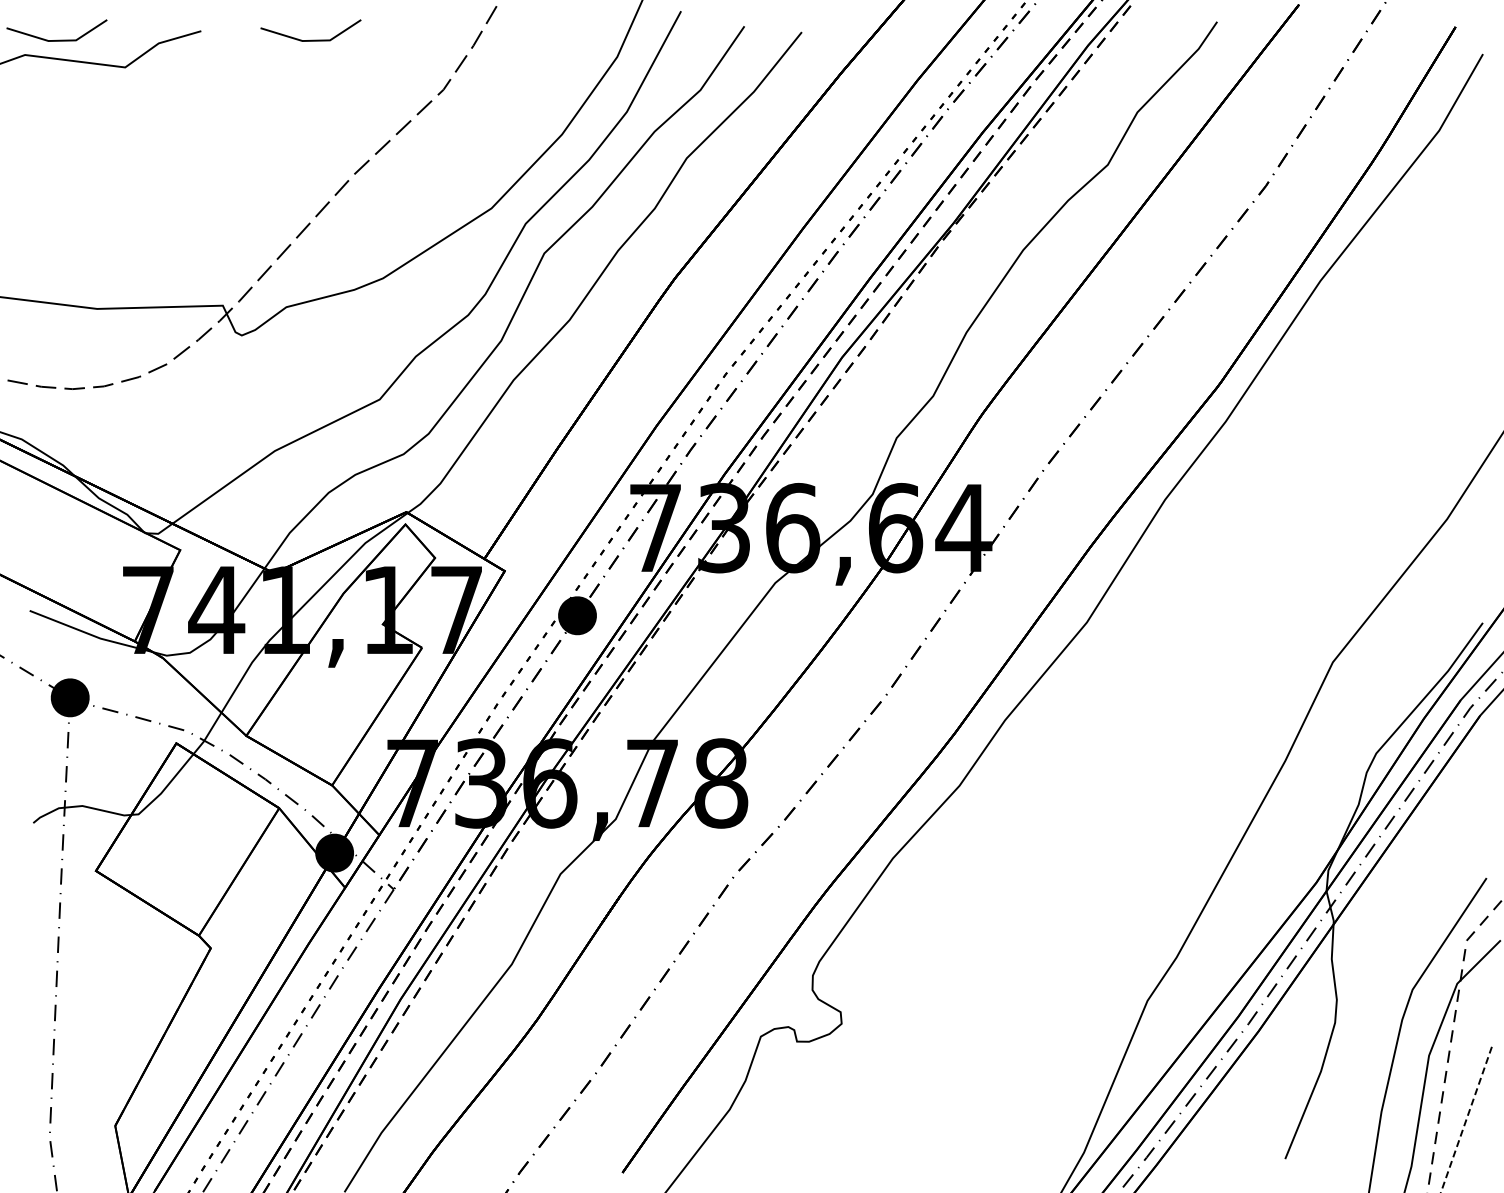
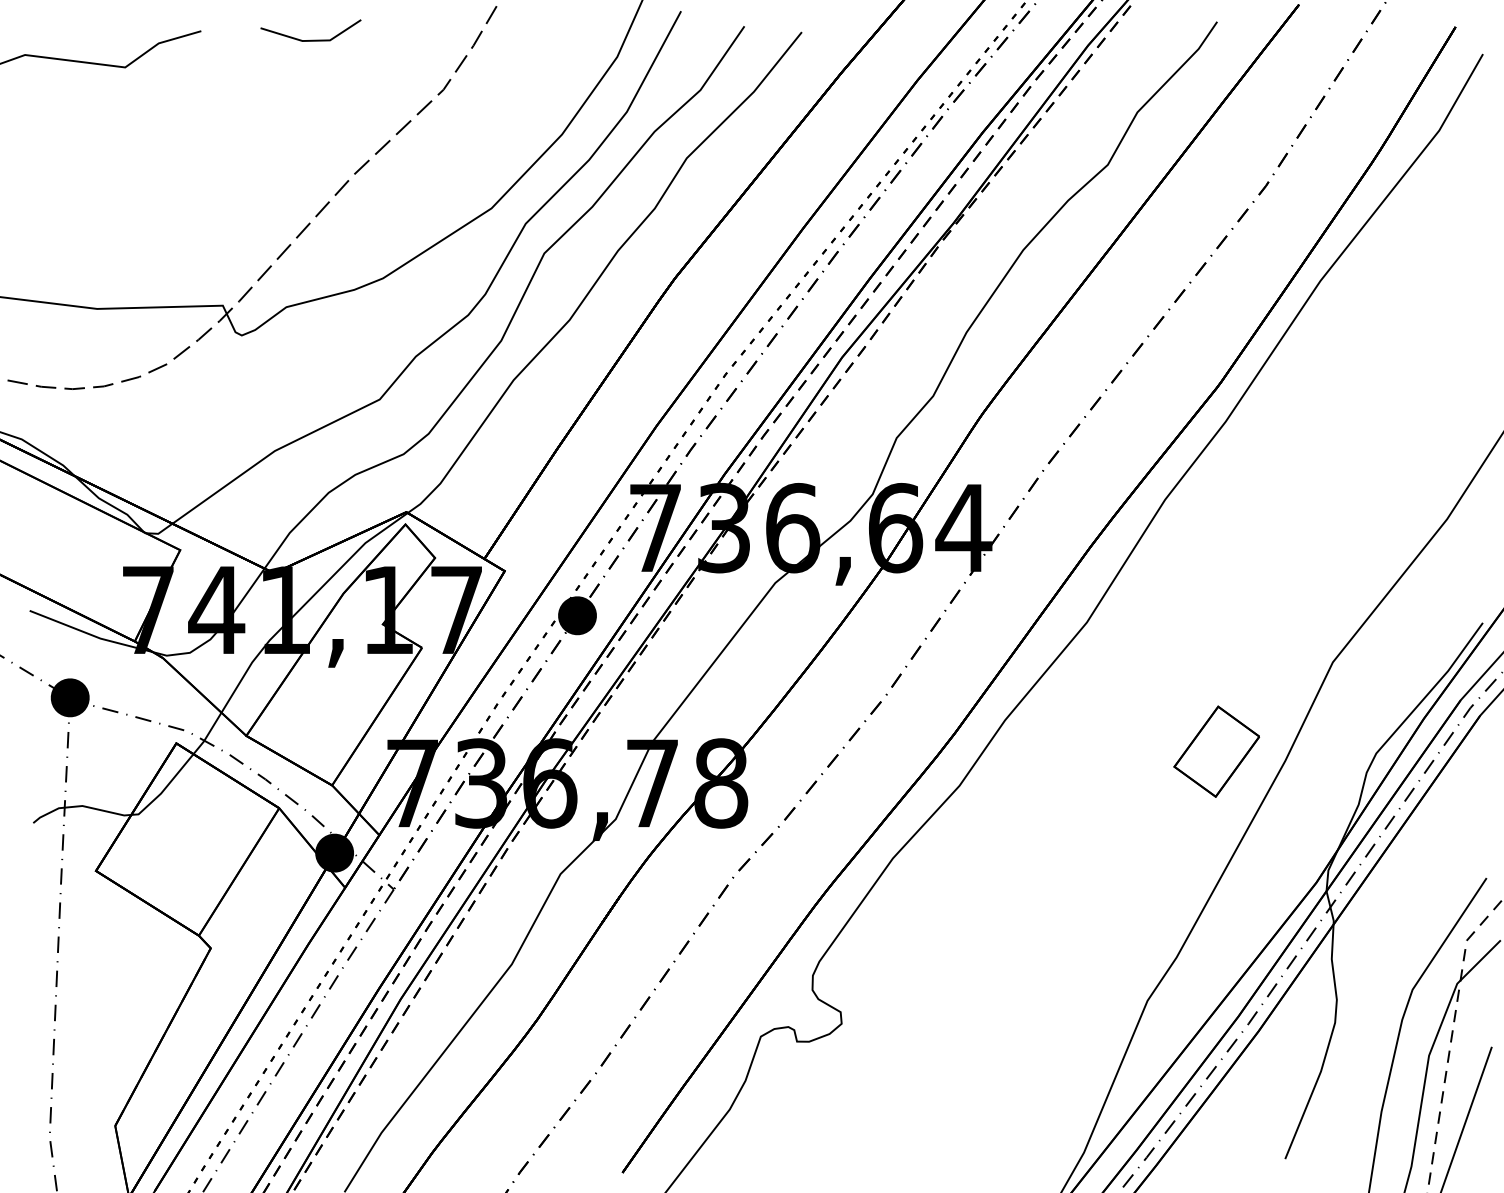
line: present -> none (56, 39)
part: none -> present (1216, 751)
line: dashed -> solid (1466, 1120)
